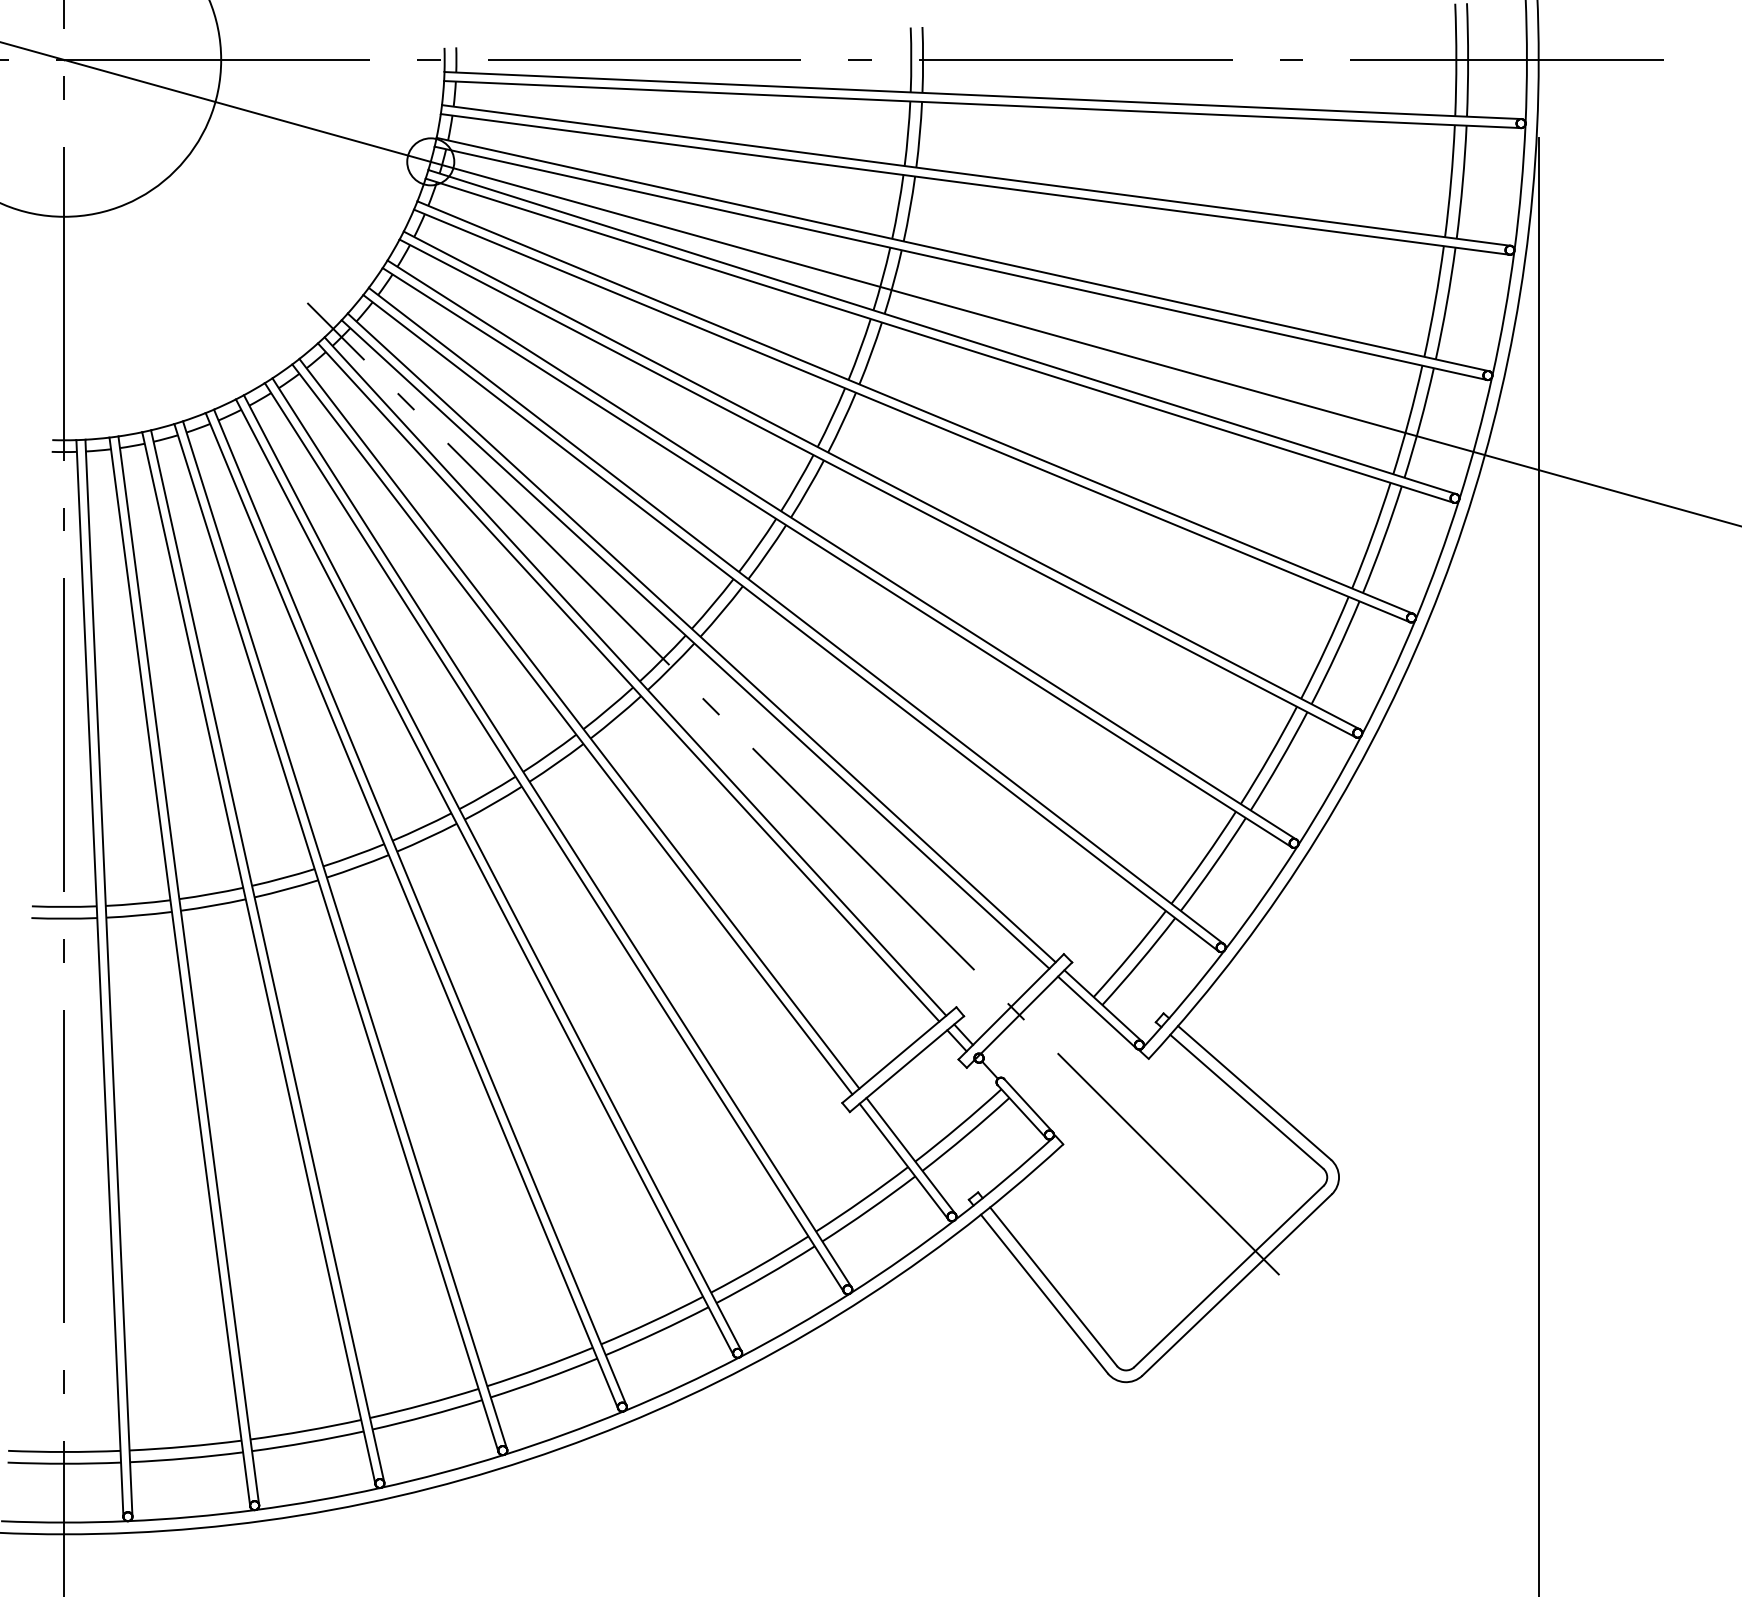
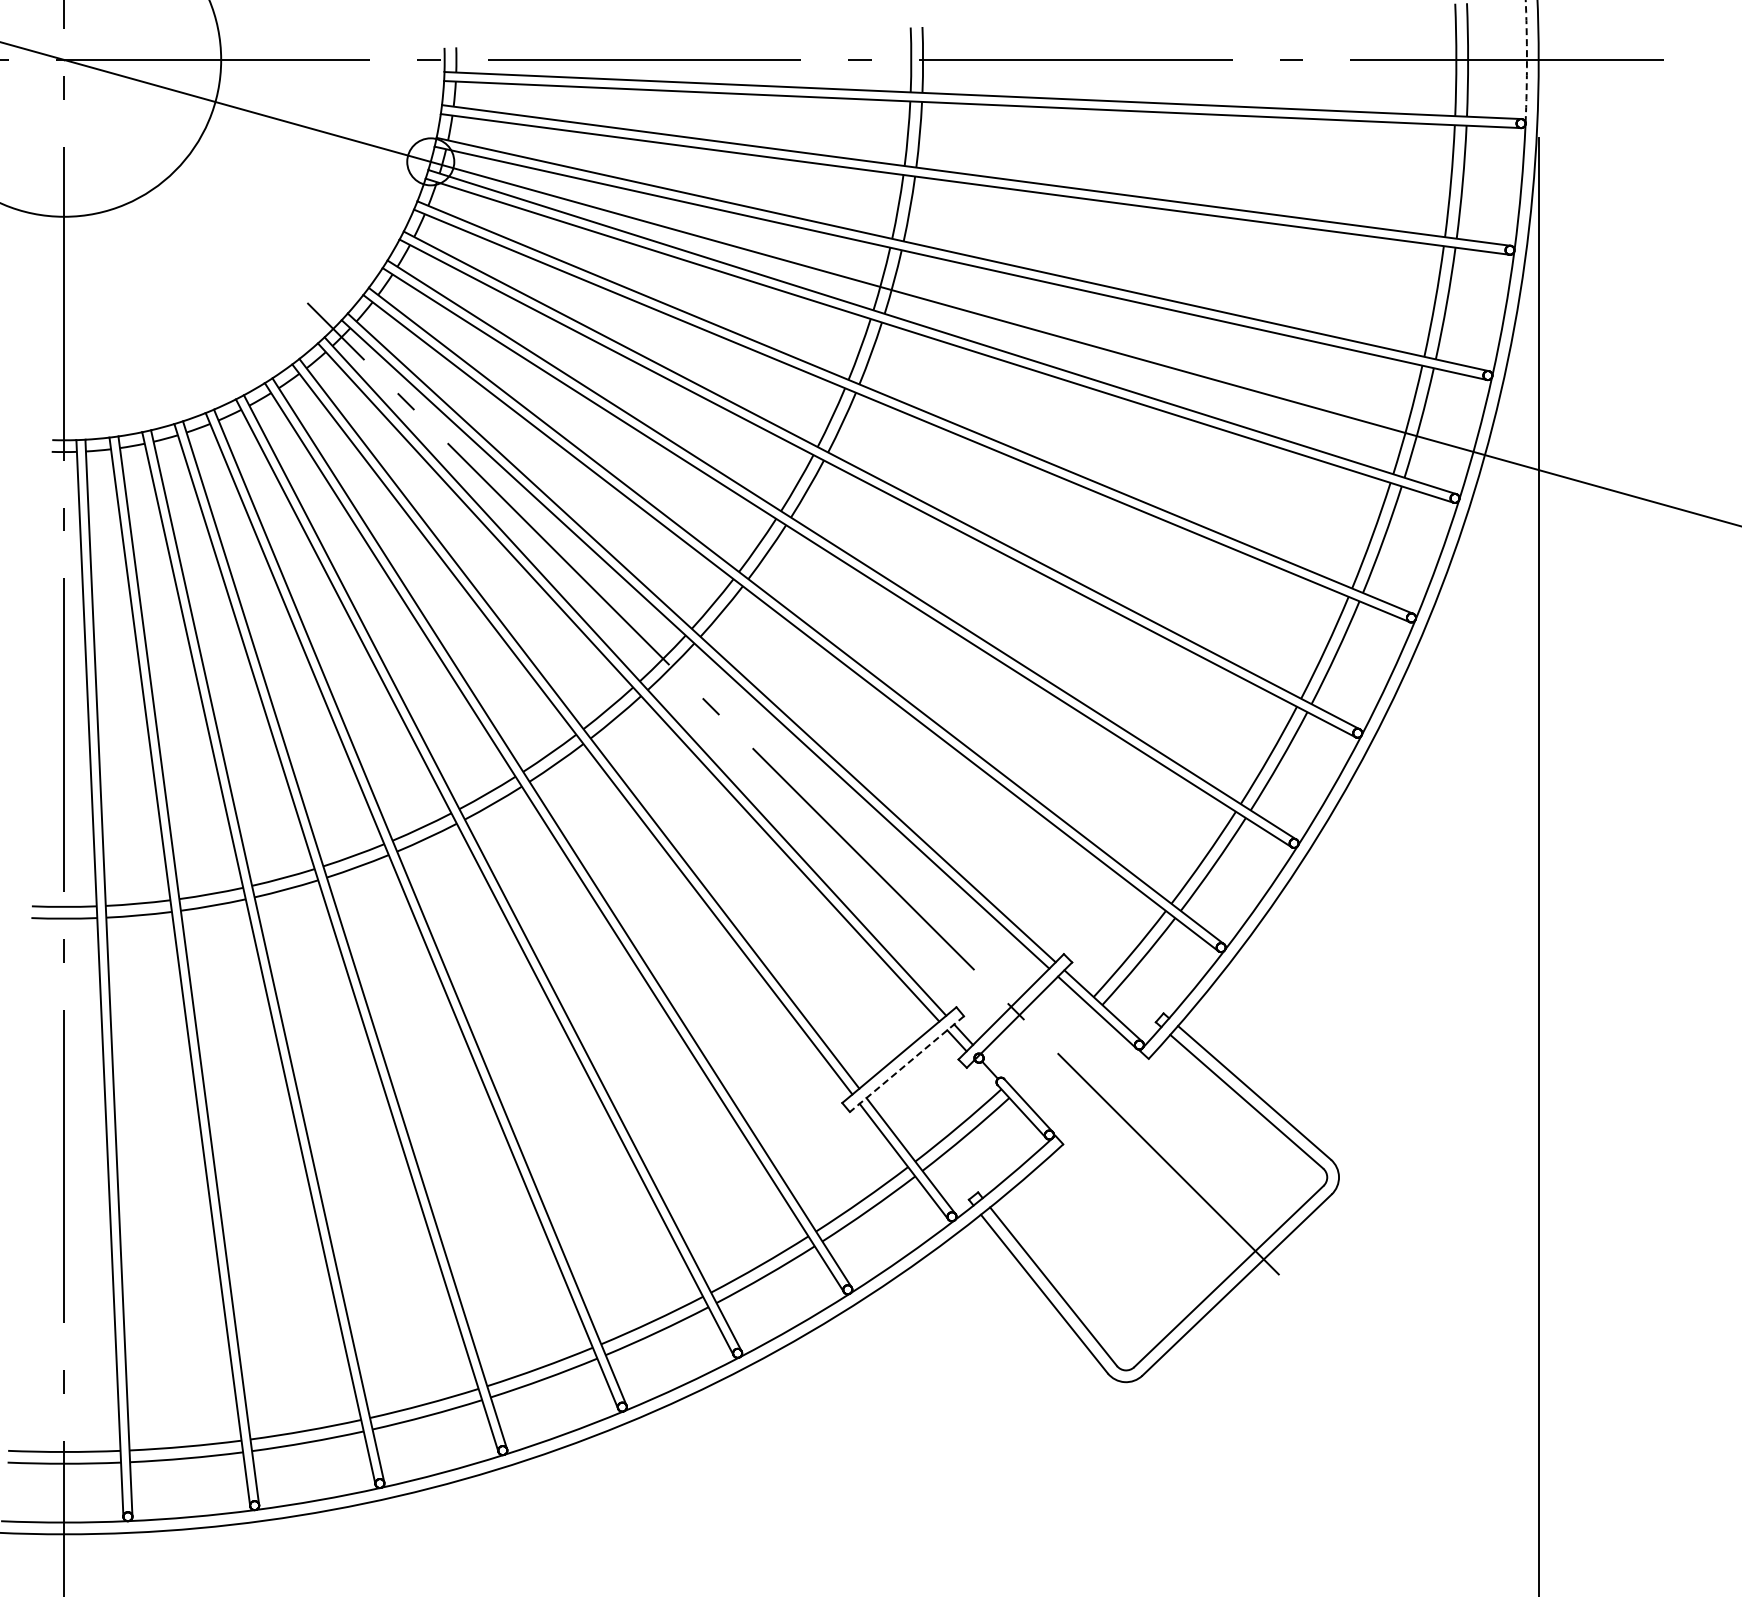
arc: solid -> dashed (1526, 60)
line: solid -> dashed (906, 1064)
